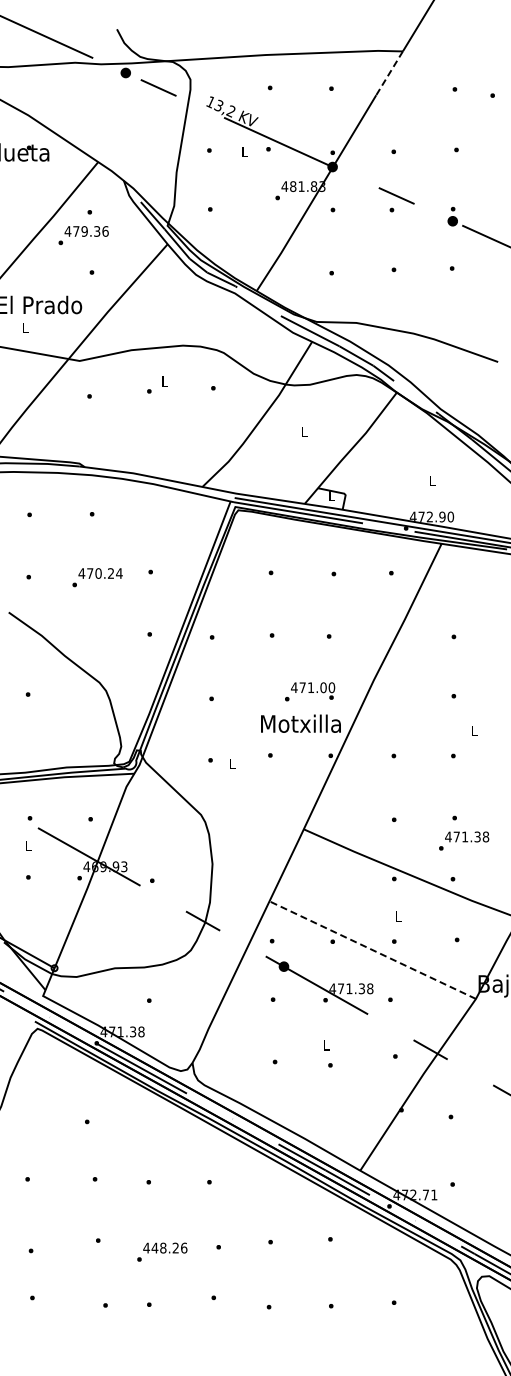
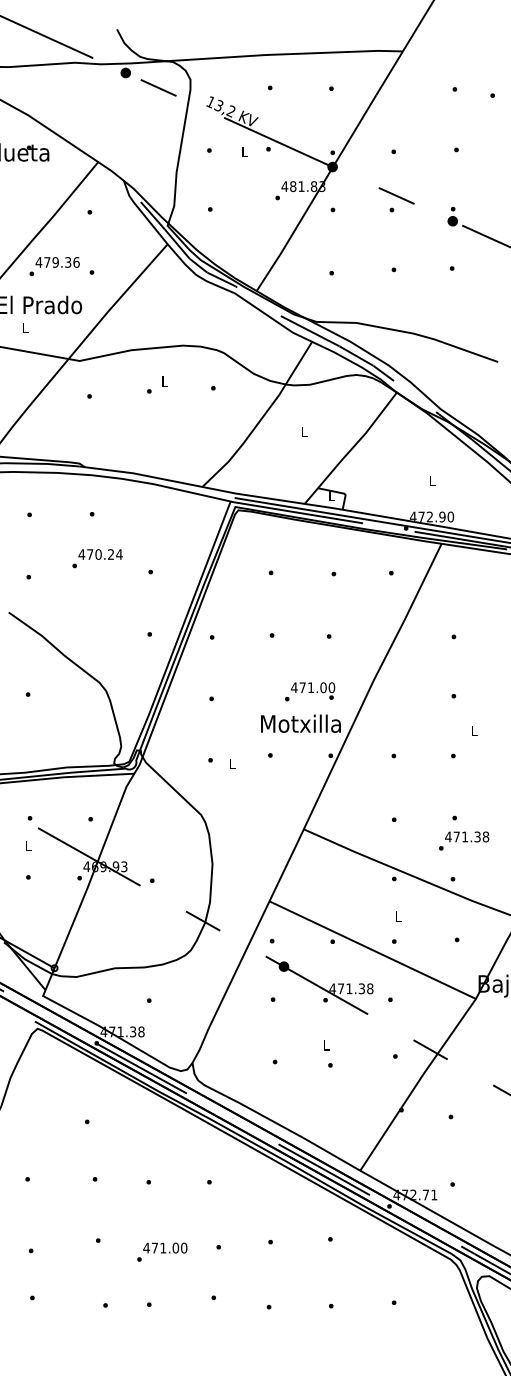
line: dashed -> solid (389, 73)
text position: (83, 235) -> (54, 266) (54, 266)
text position: (97, 577) -> (97, 558) (97, 558)
line: dashed -> solid (372, 949)
text: 448.26 -> 471.00 (169, 1247)
